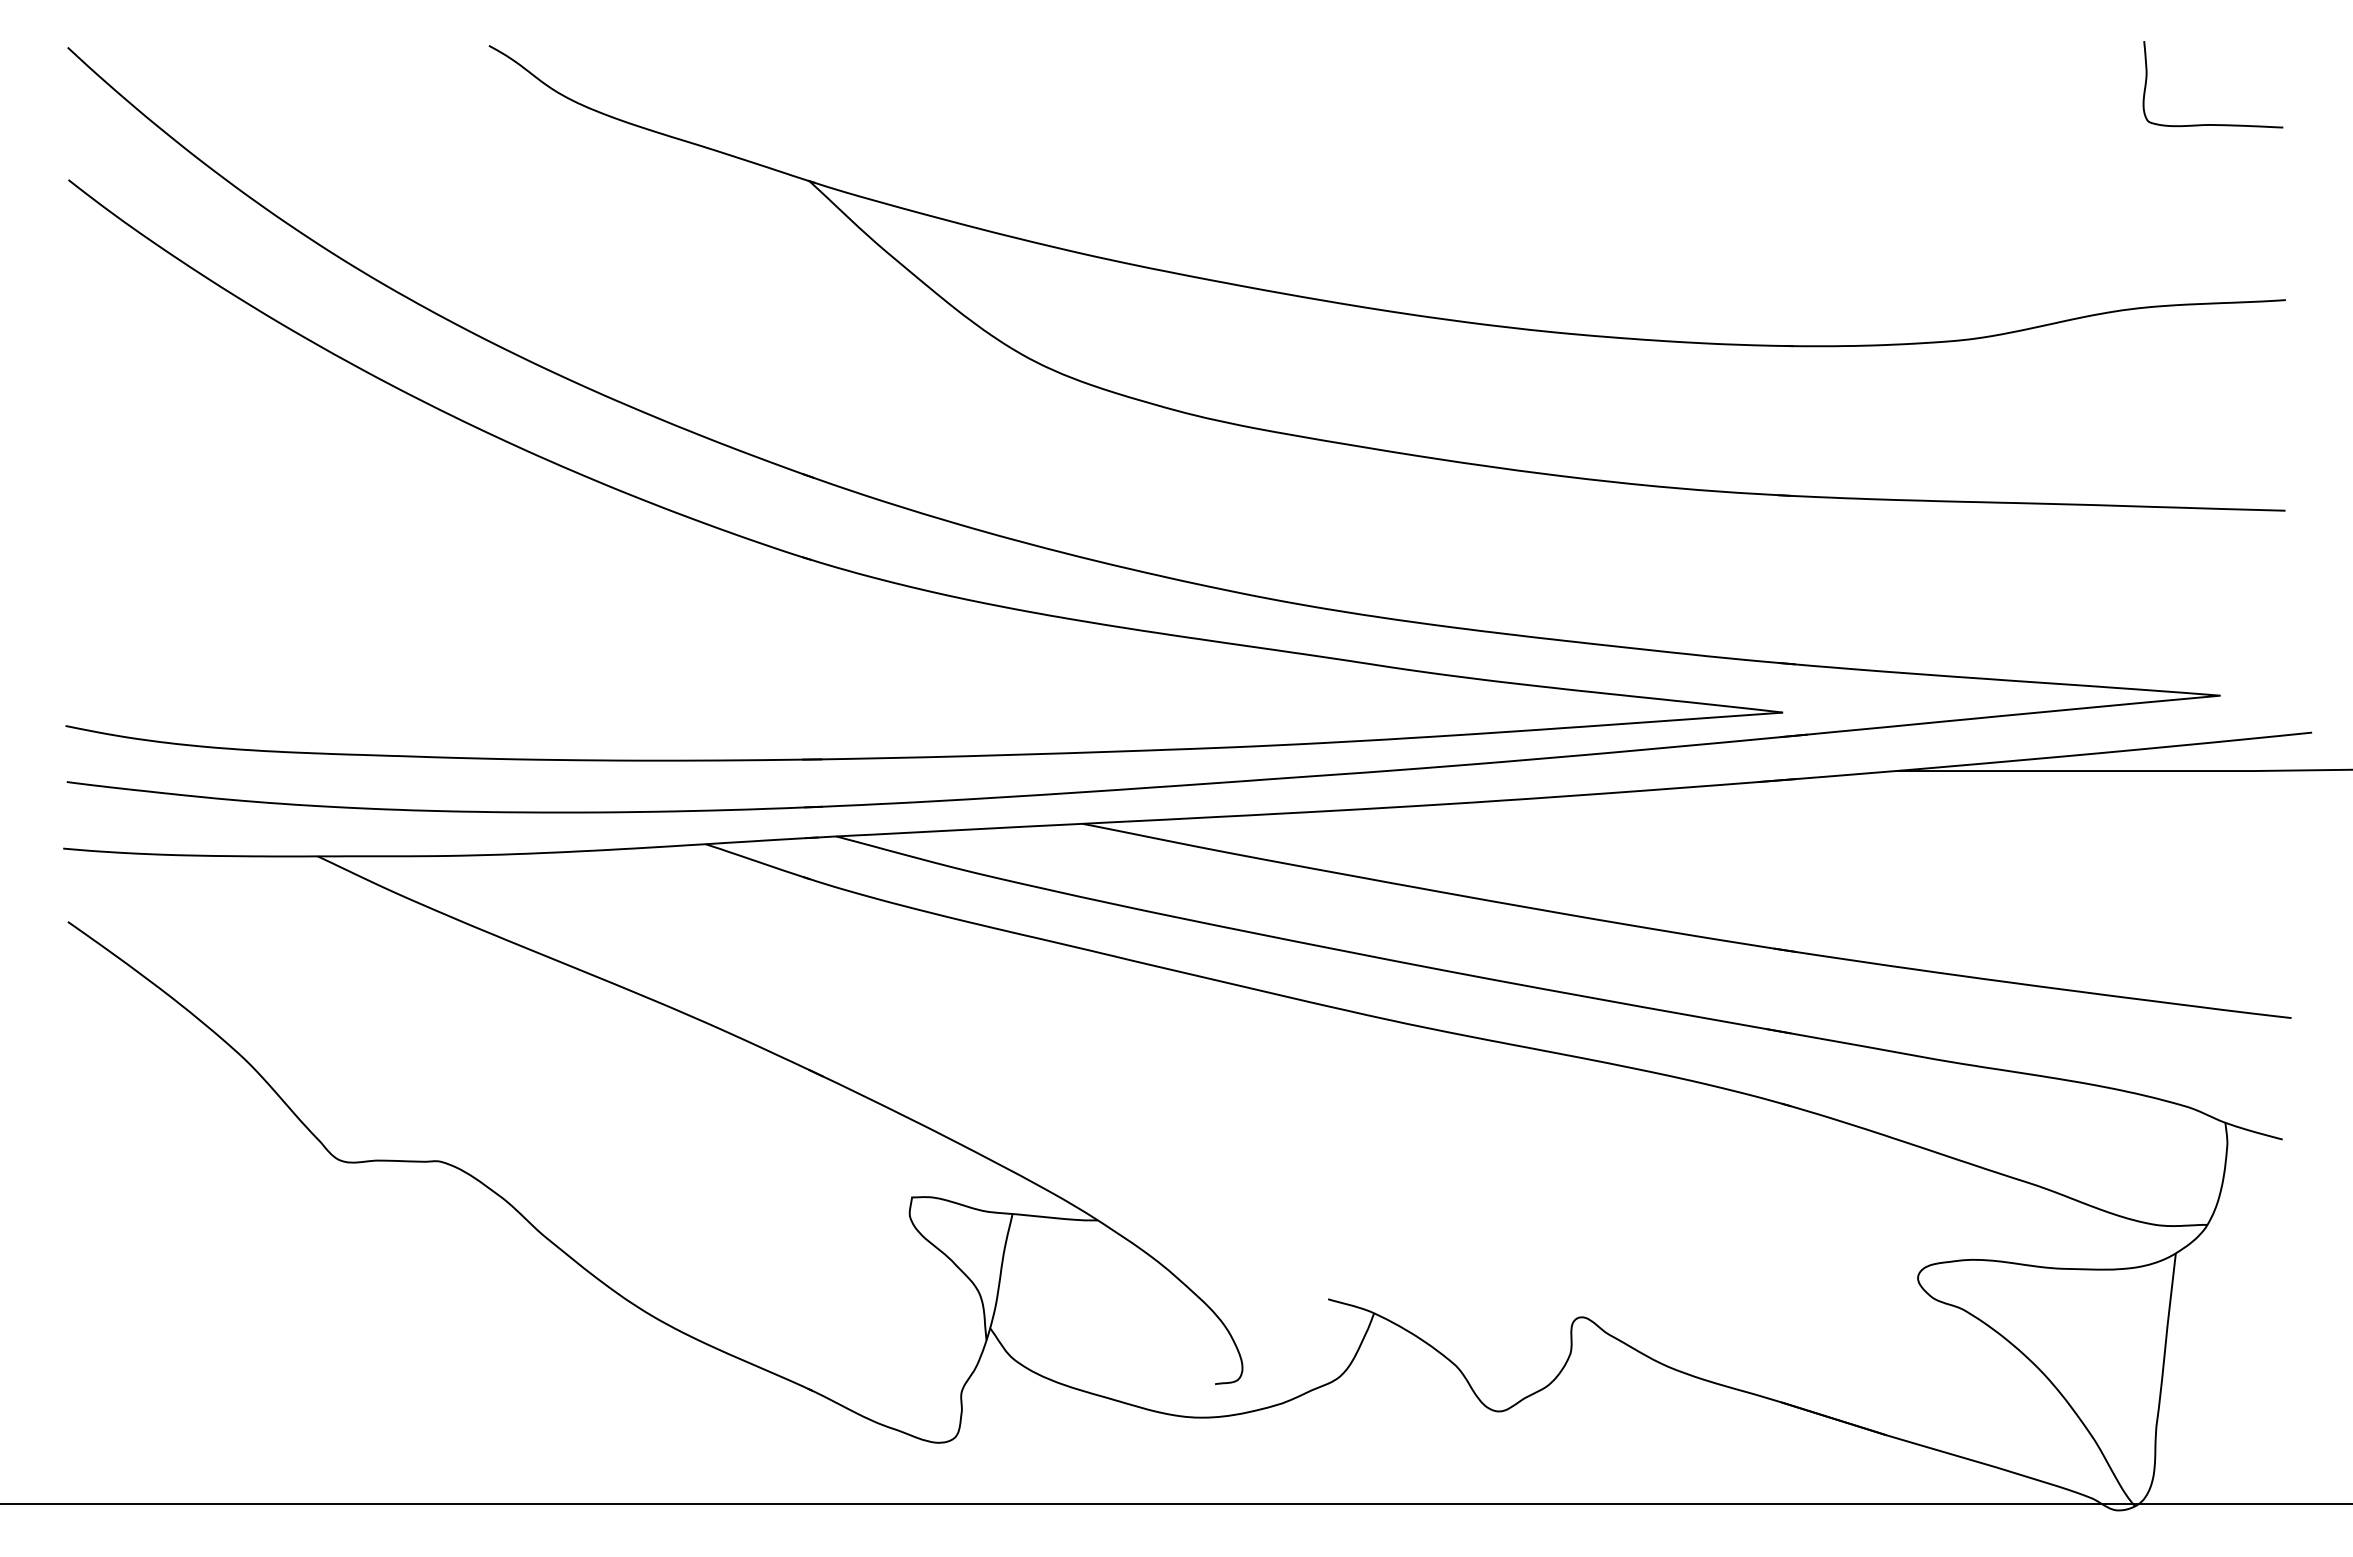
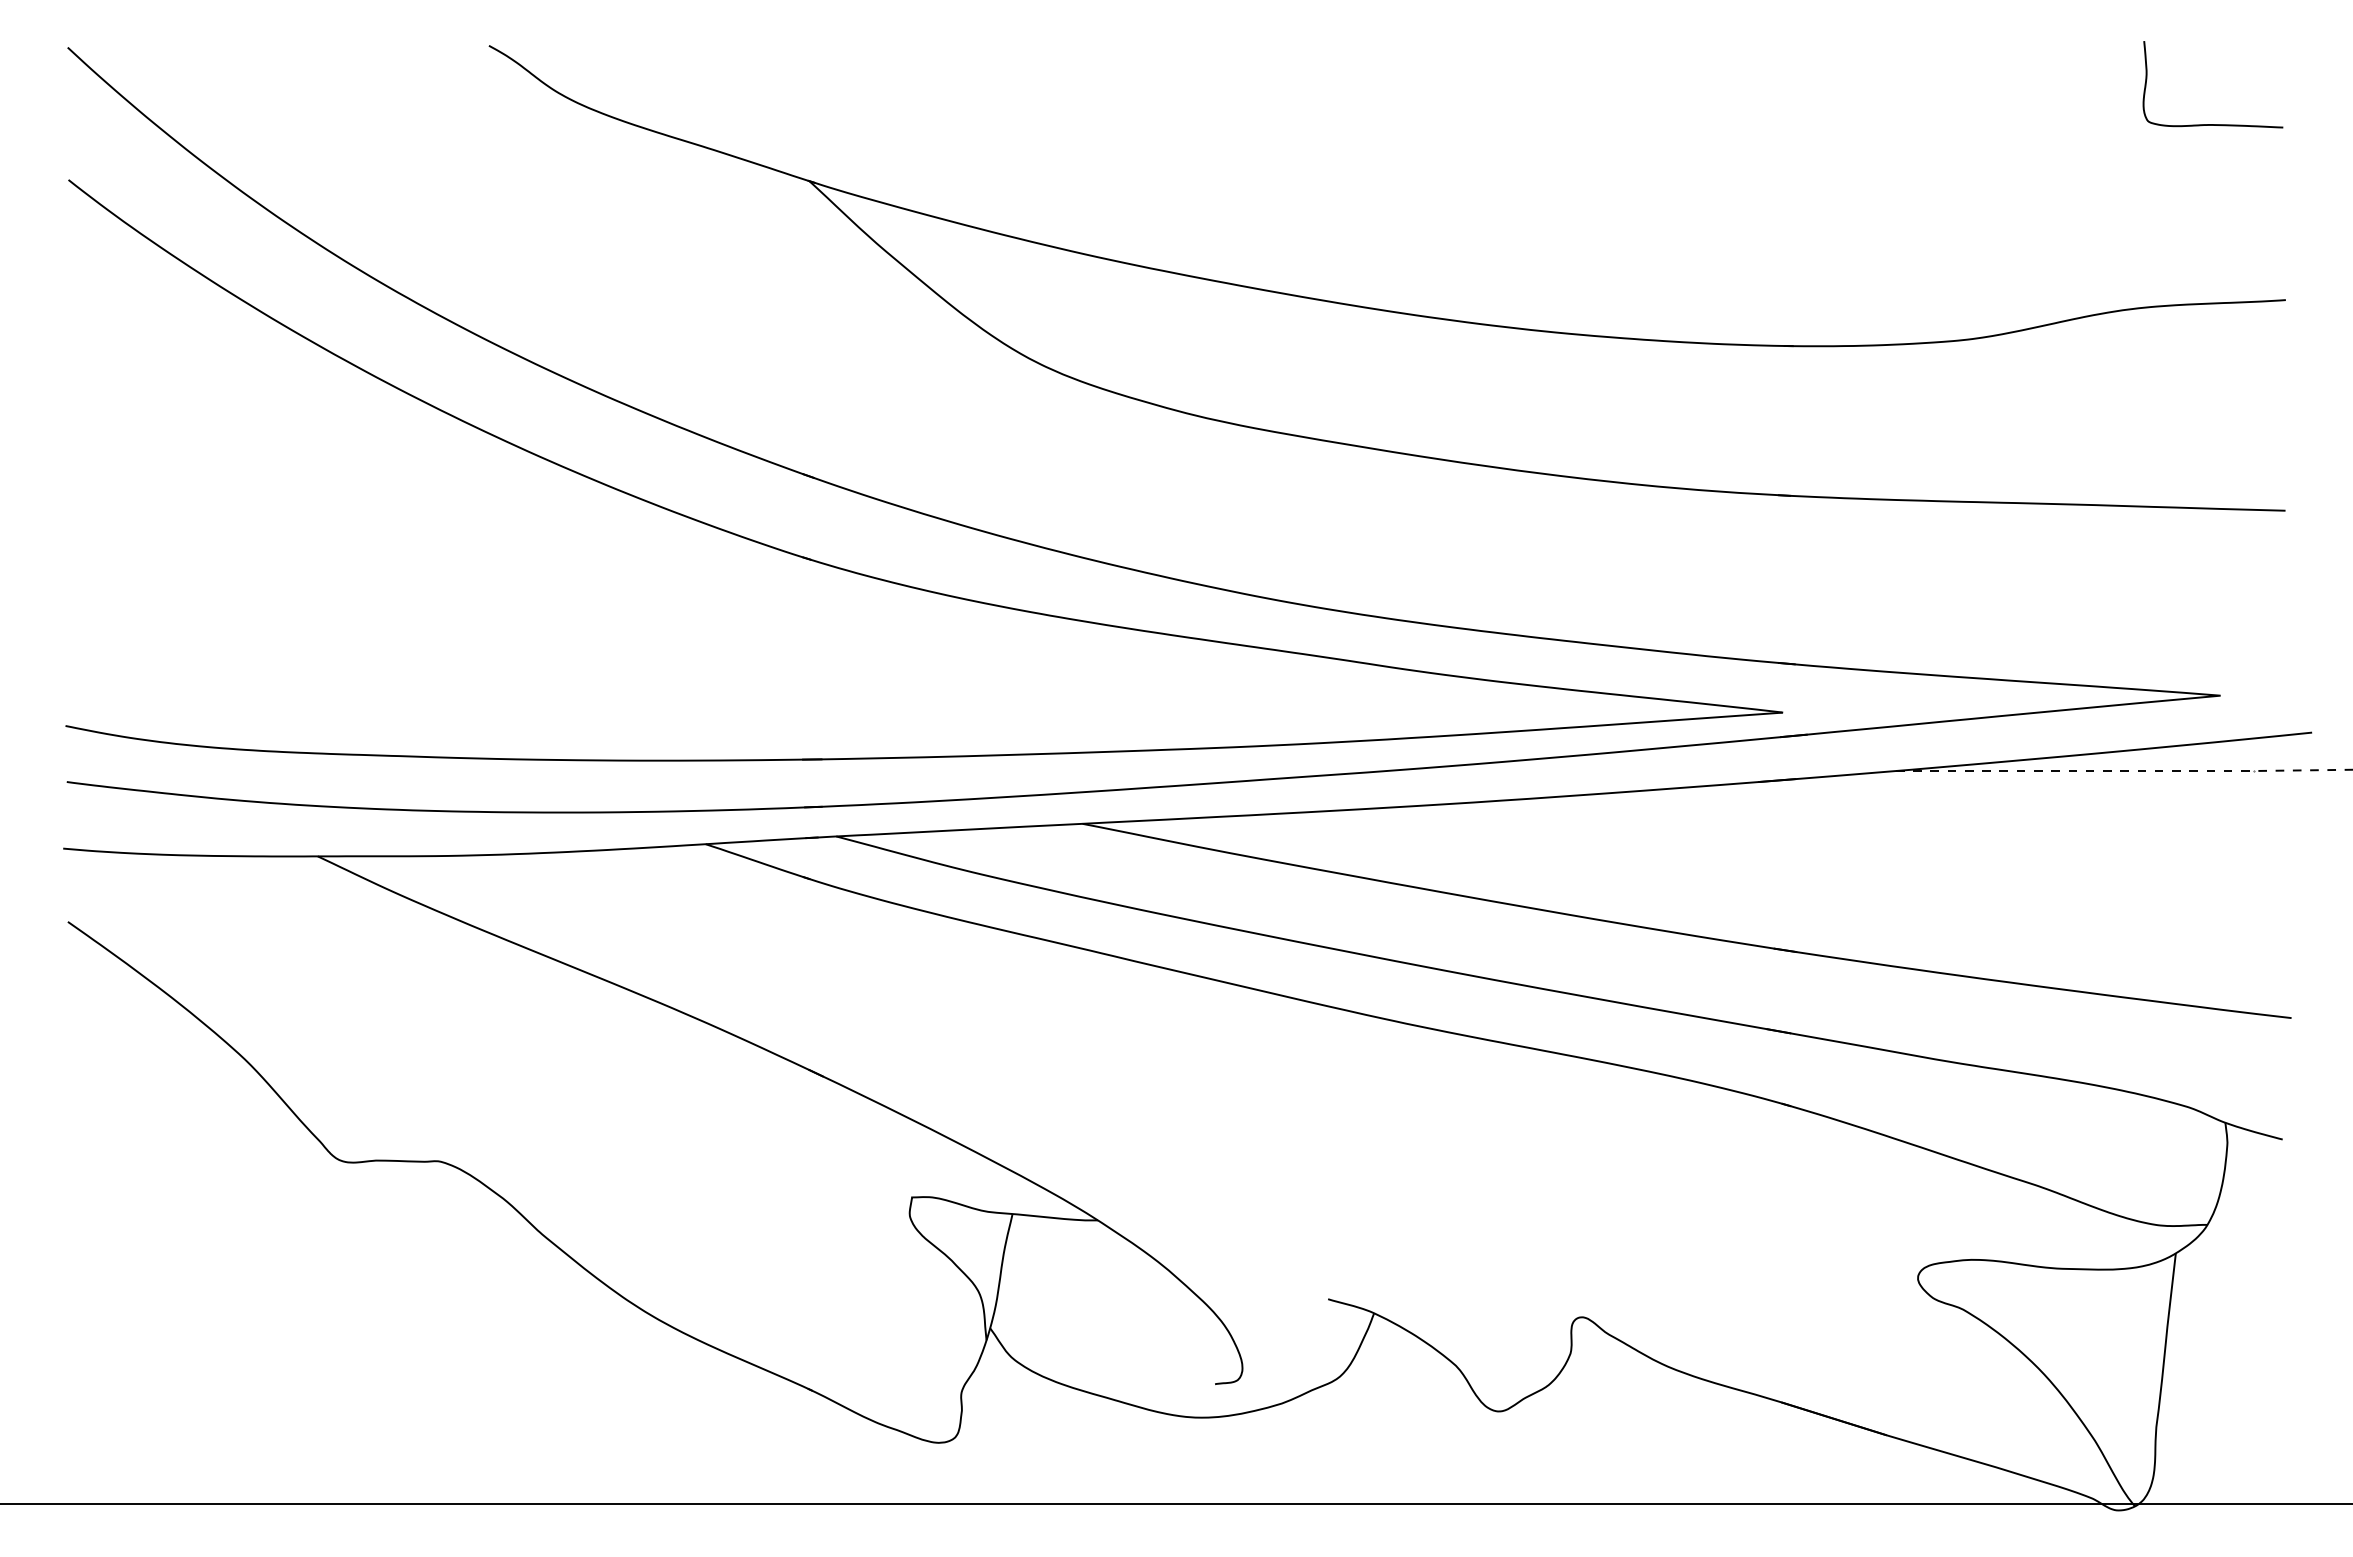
line: solid -> dashed (2125, 771)
